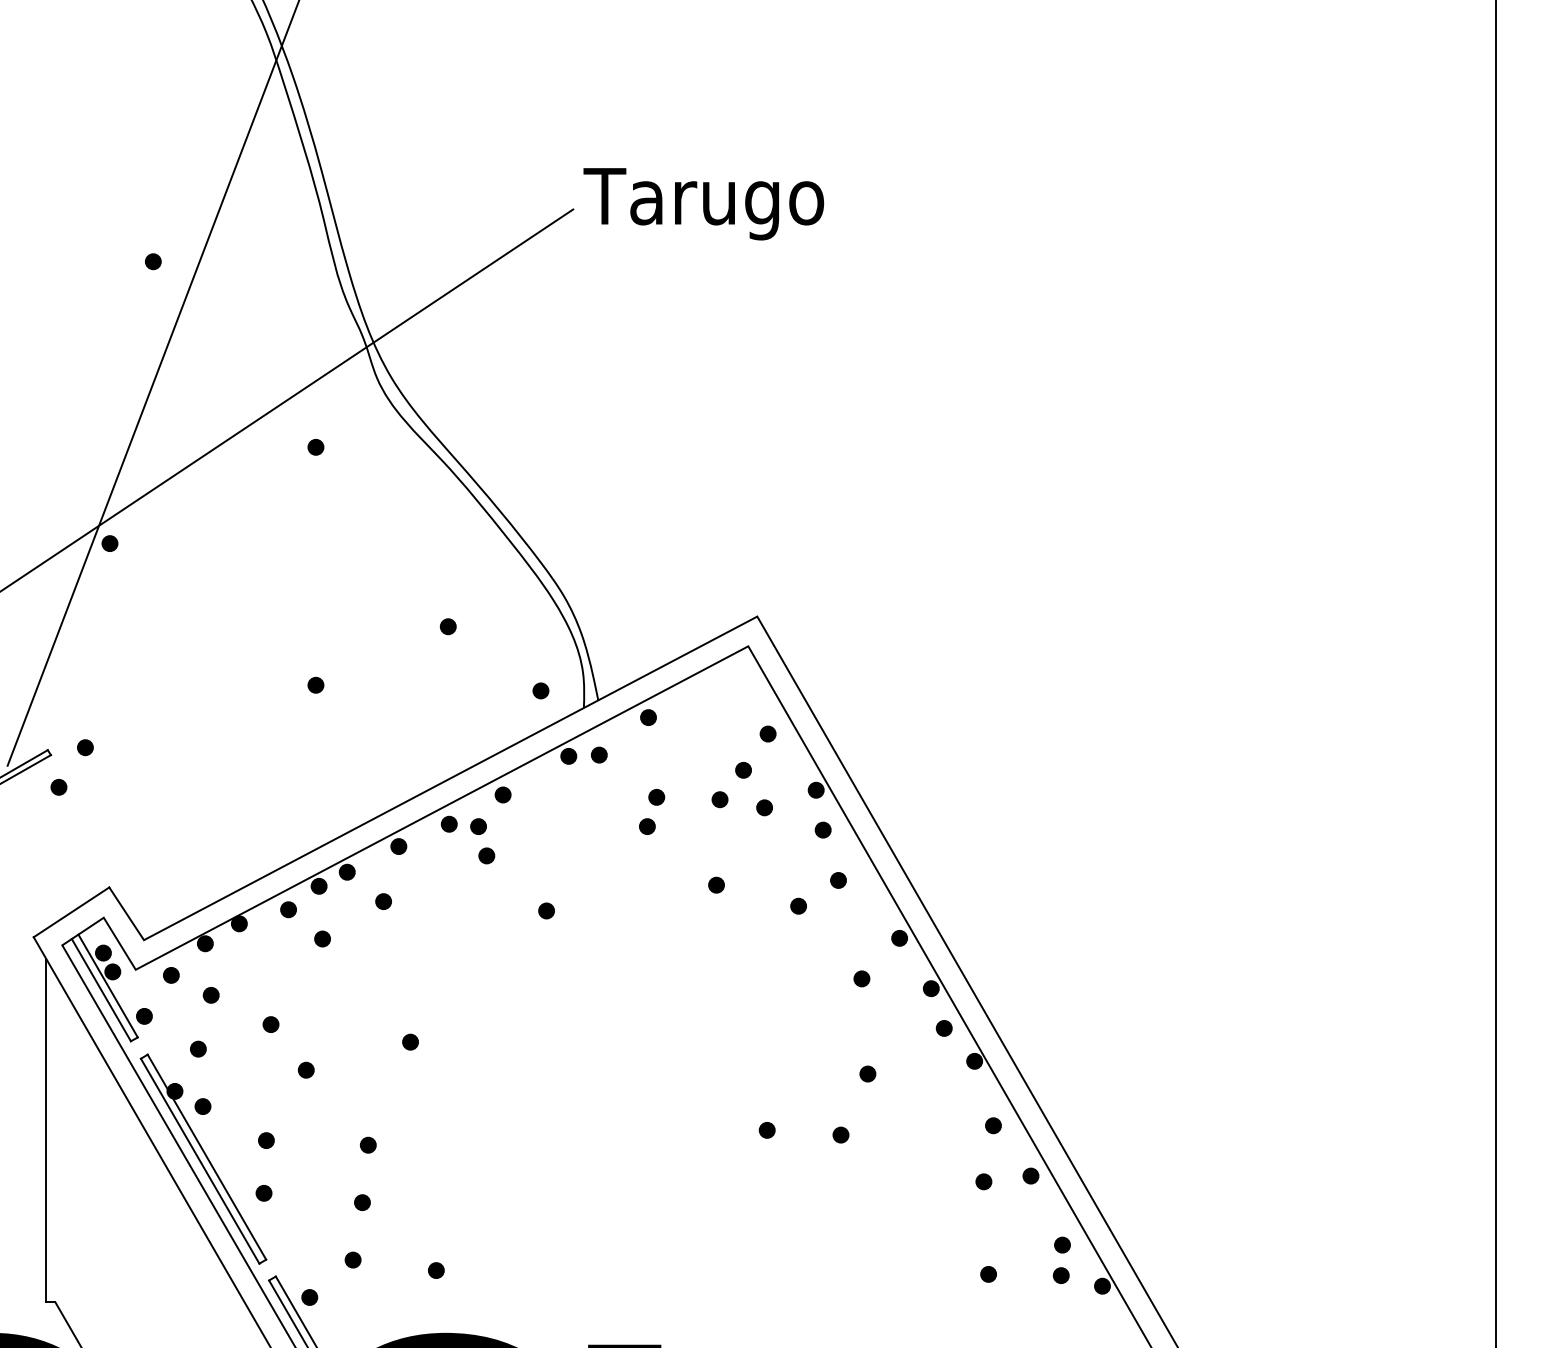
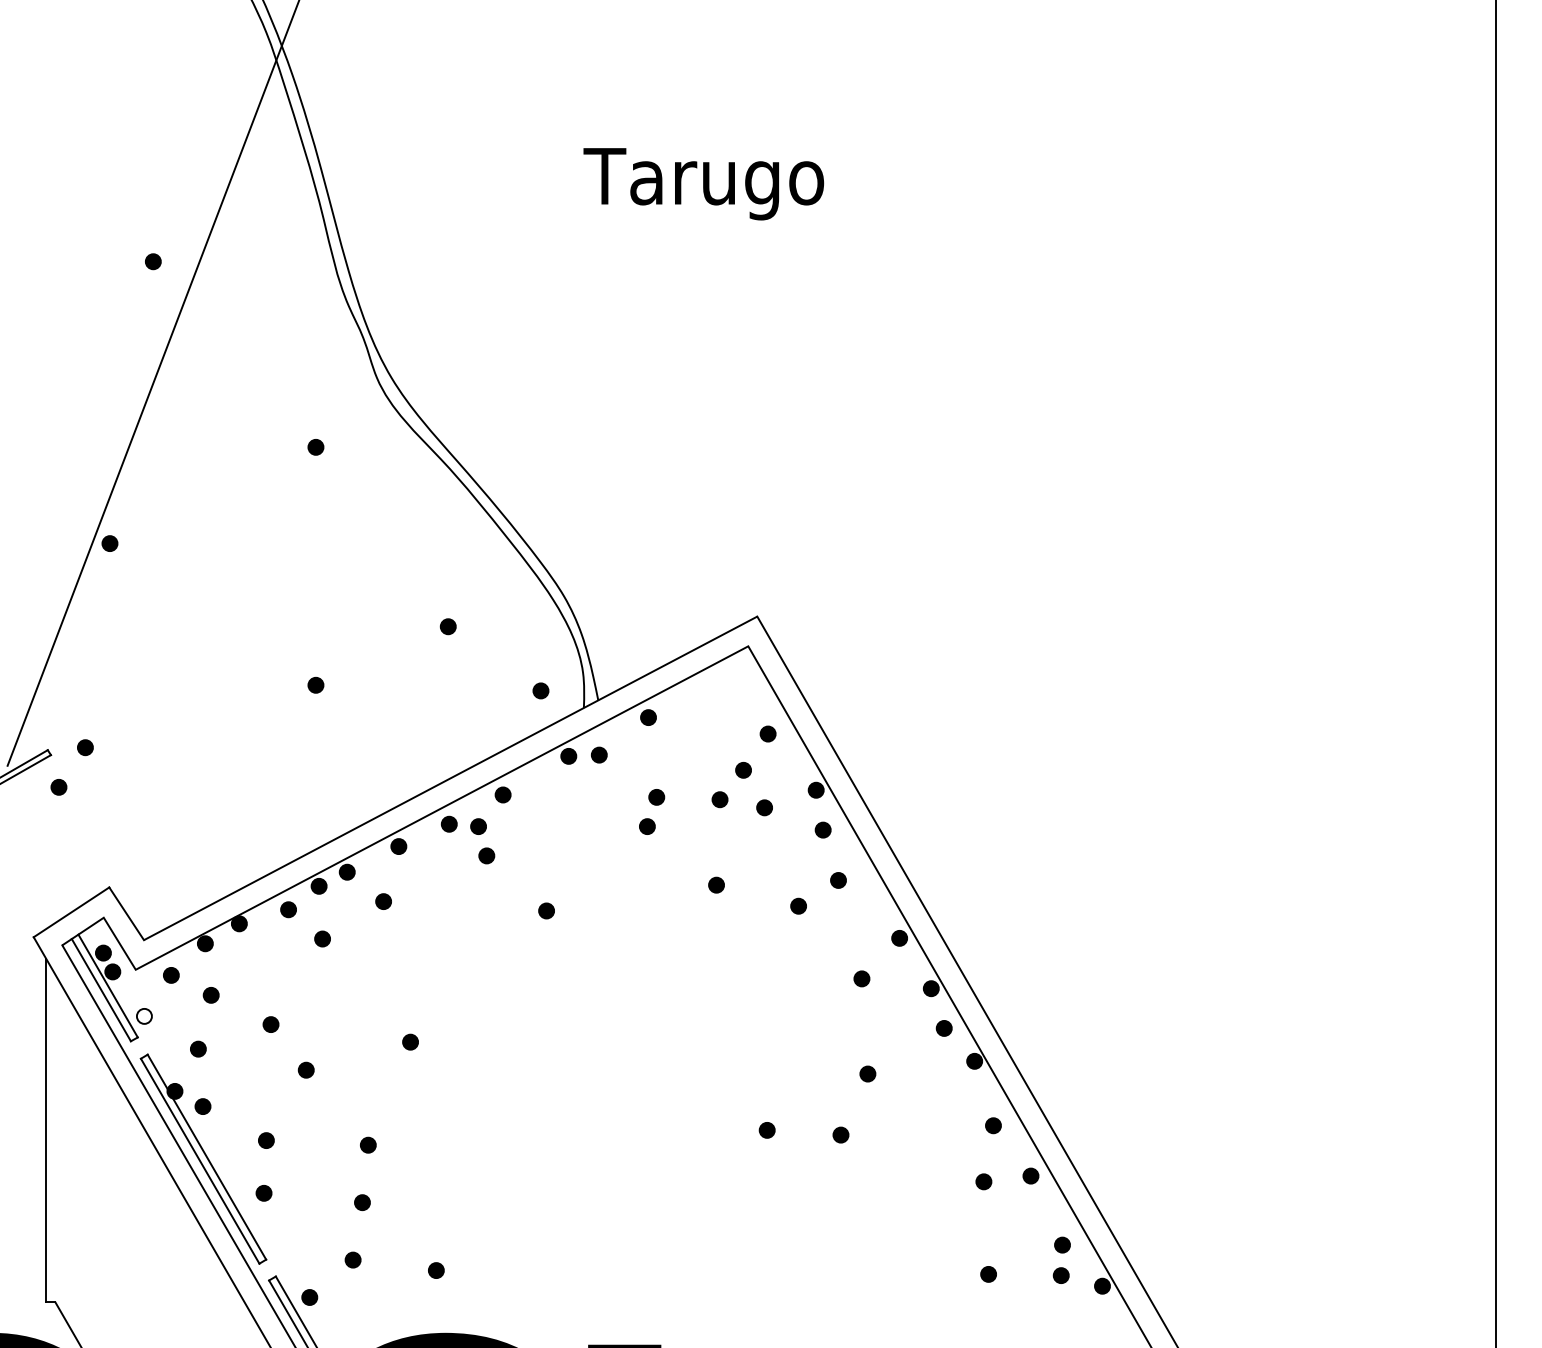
text position: (703, 204) -> (703, 184) (703, 184)
line: present -> none (287, 399)
fill: present -> none (143, 1015)
